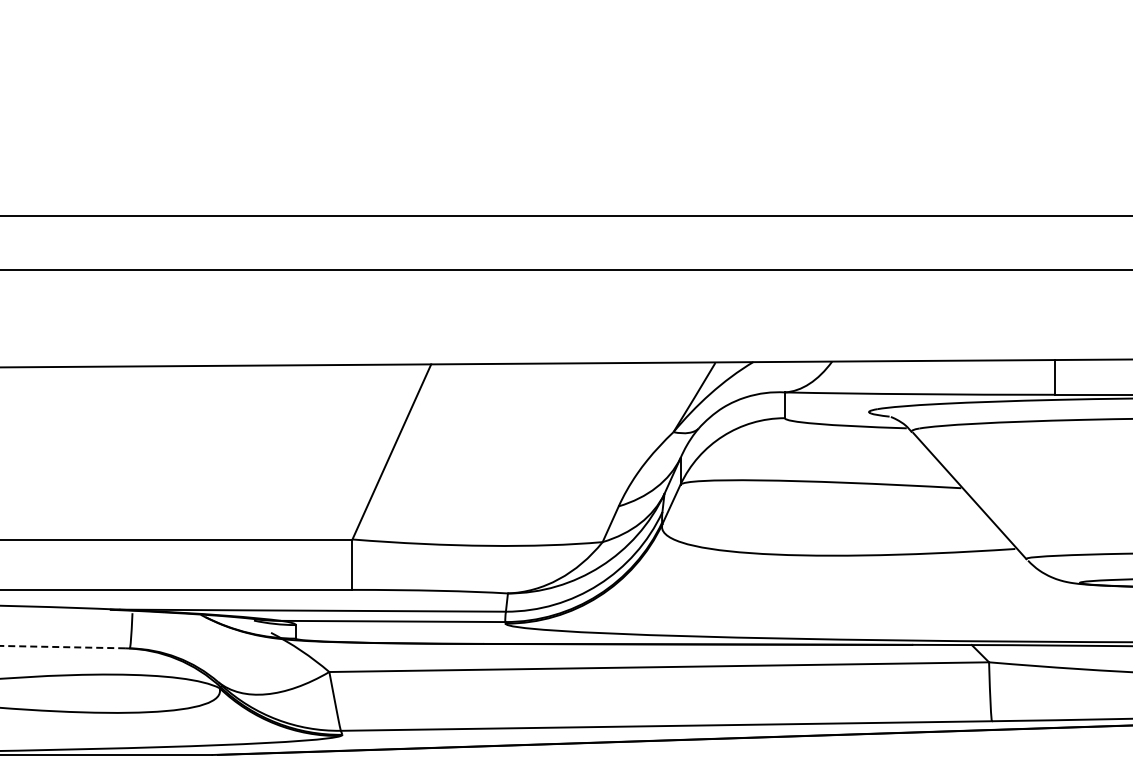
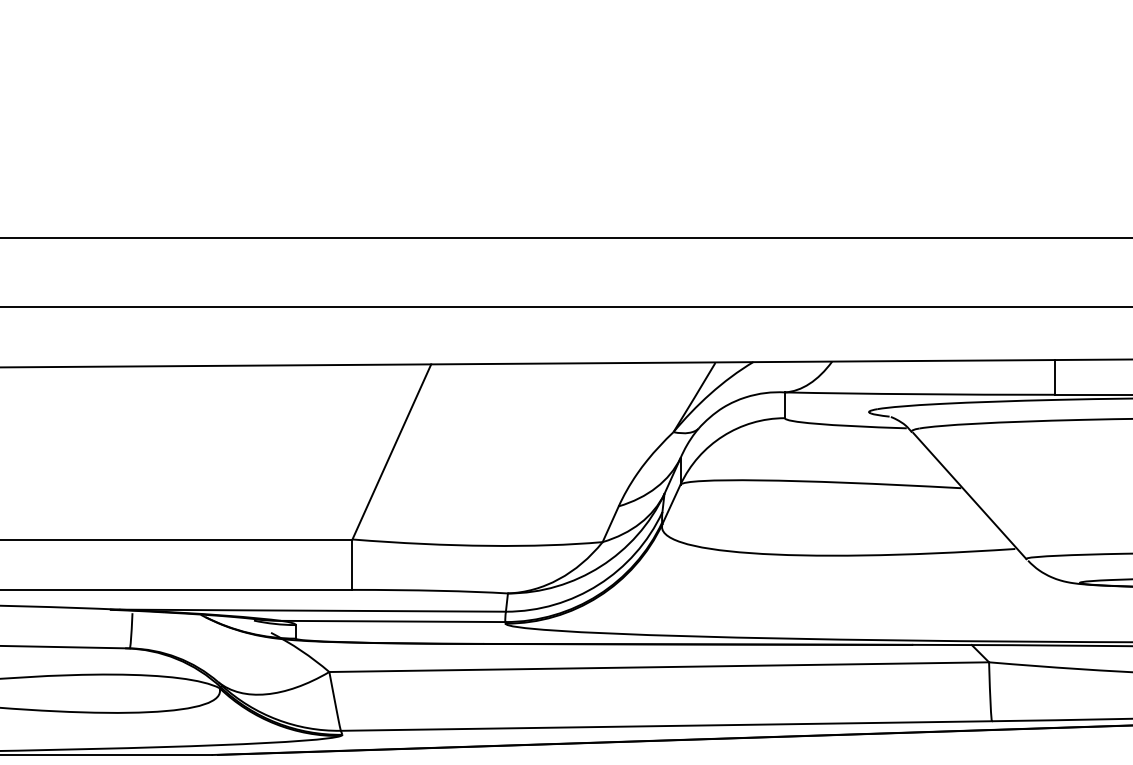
line position: (565, 216) -> (565, 238) (565, 238)
line position: (565, 269) -> (565, 306) (565, 306)
line: dashed -> solid (65, 647)
